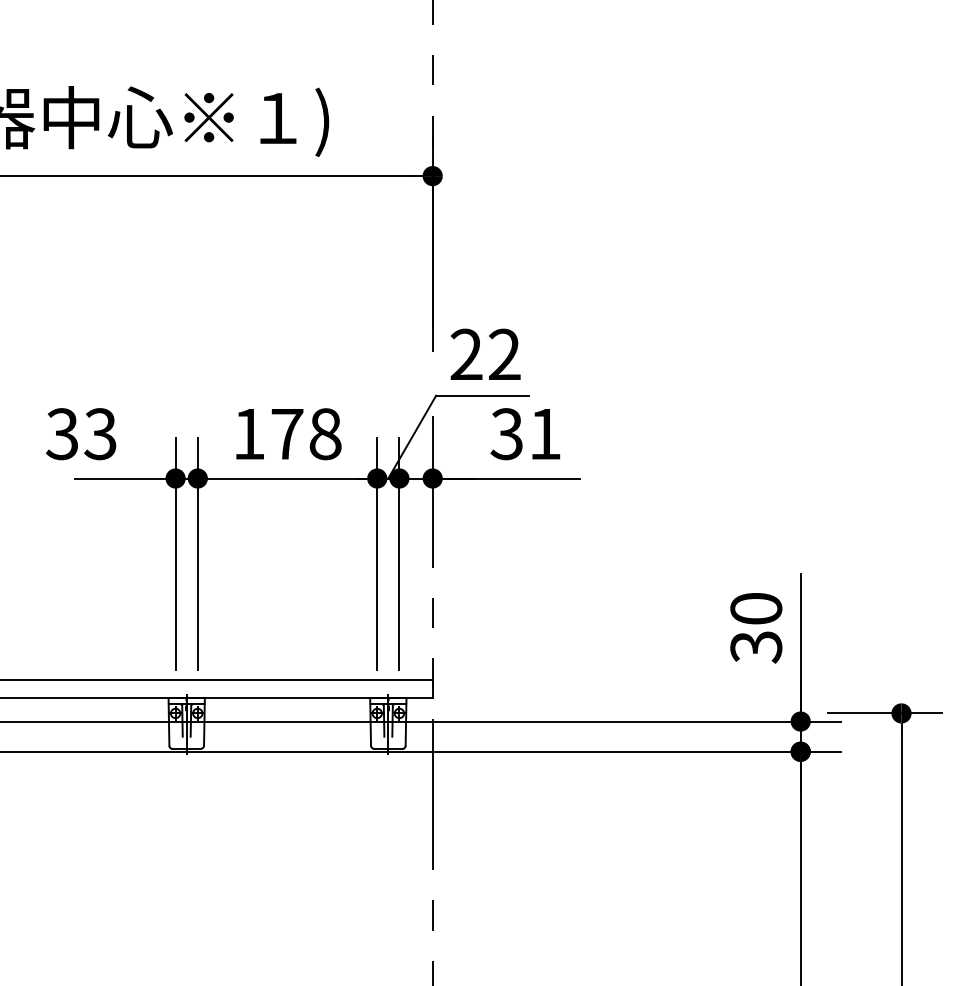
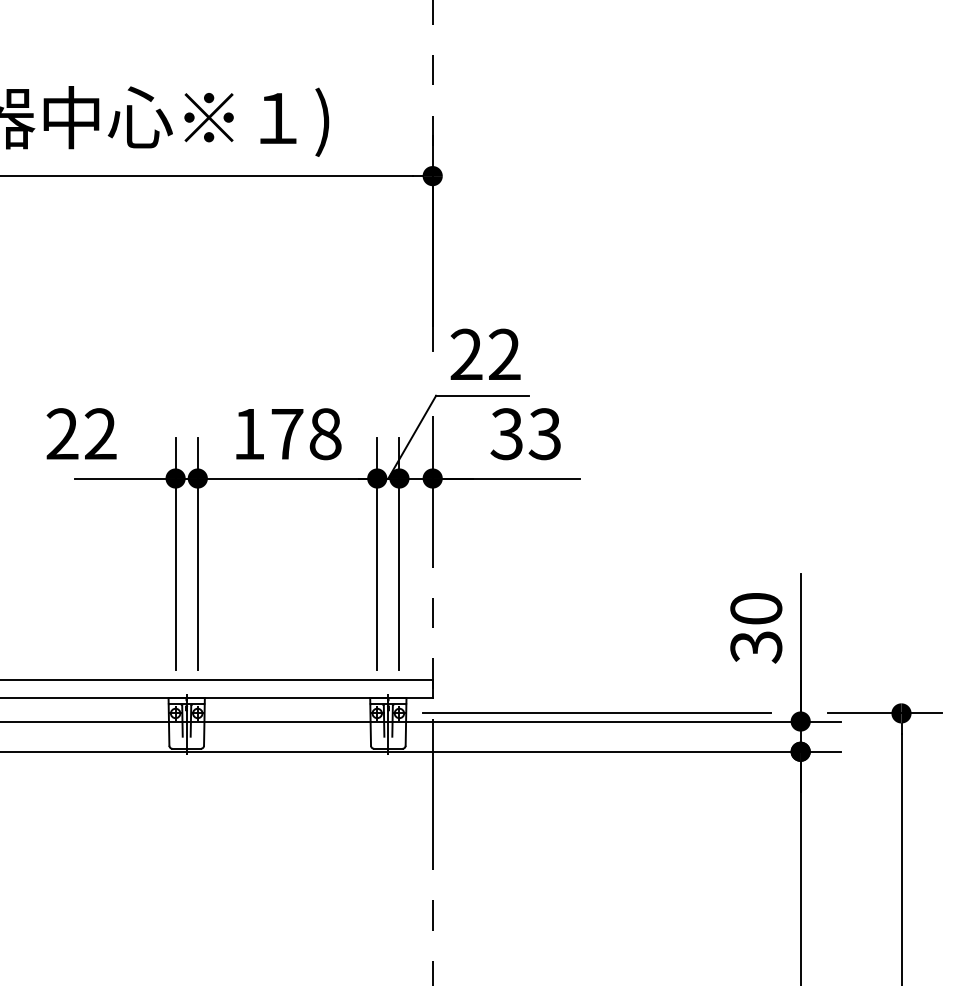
text: 33 -> 22 (81, 434)
text: 31 -> 33 (544, 434)
line: none -> present (596, 713)
